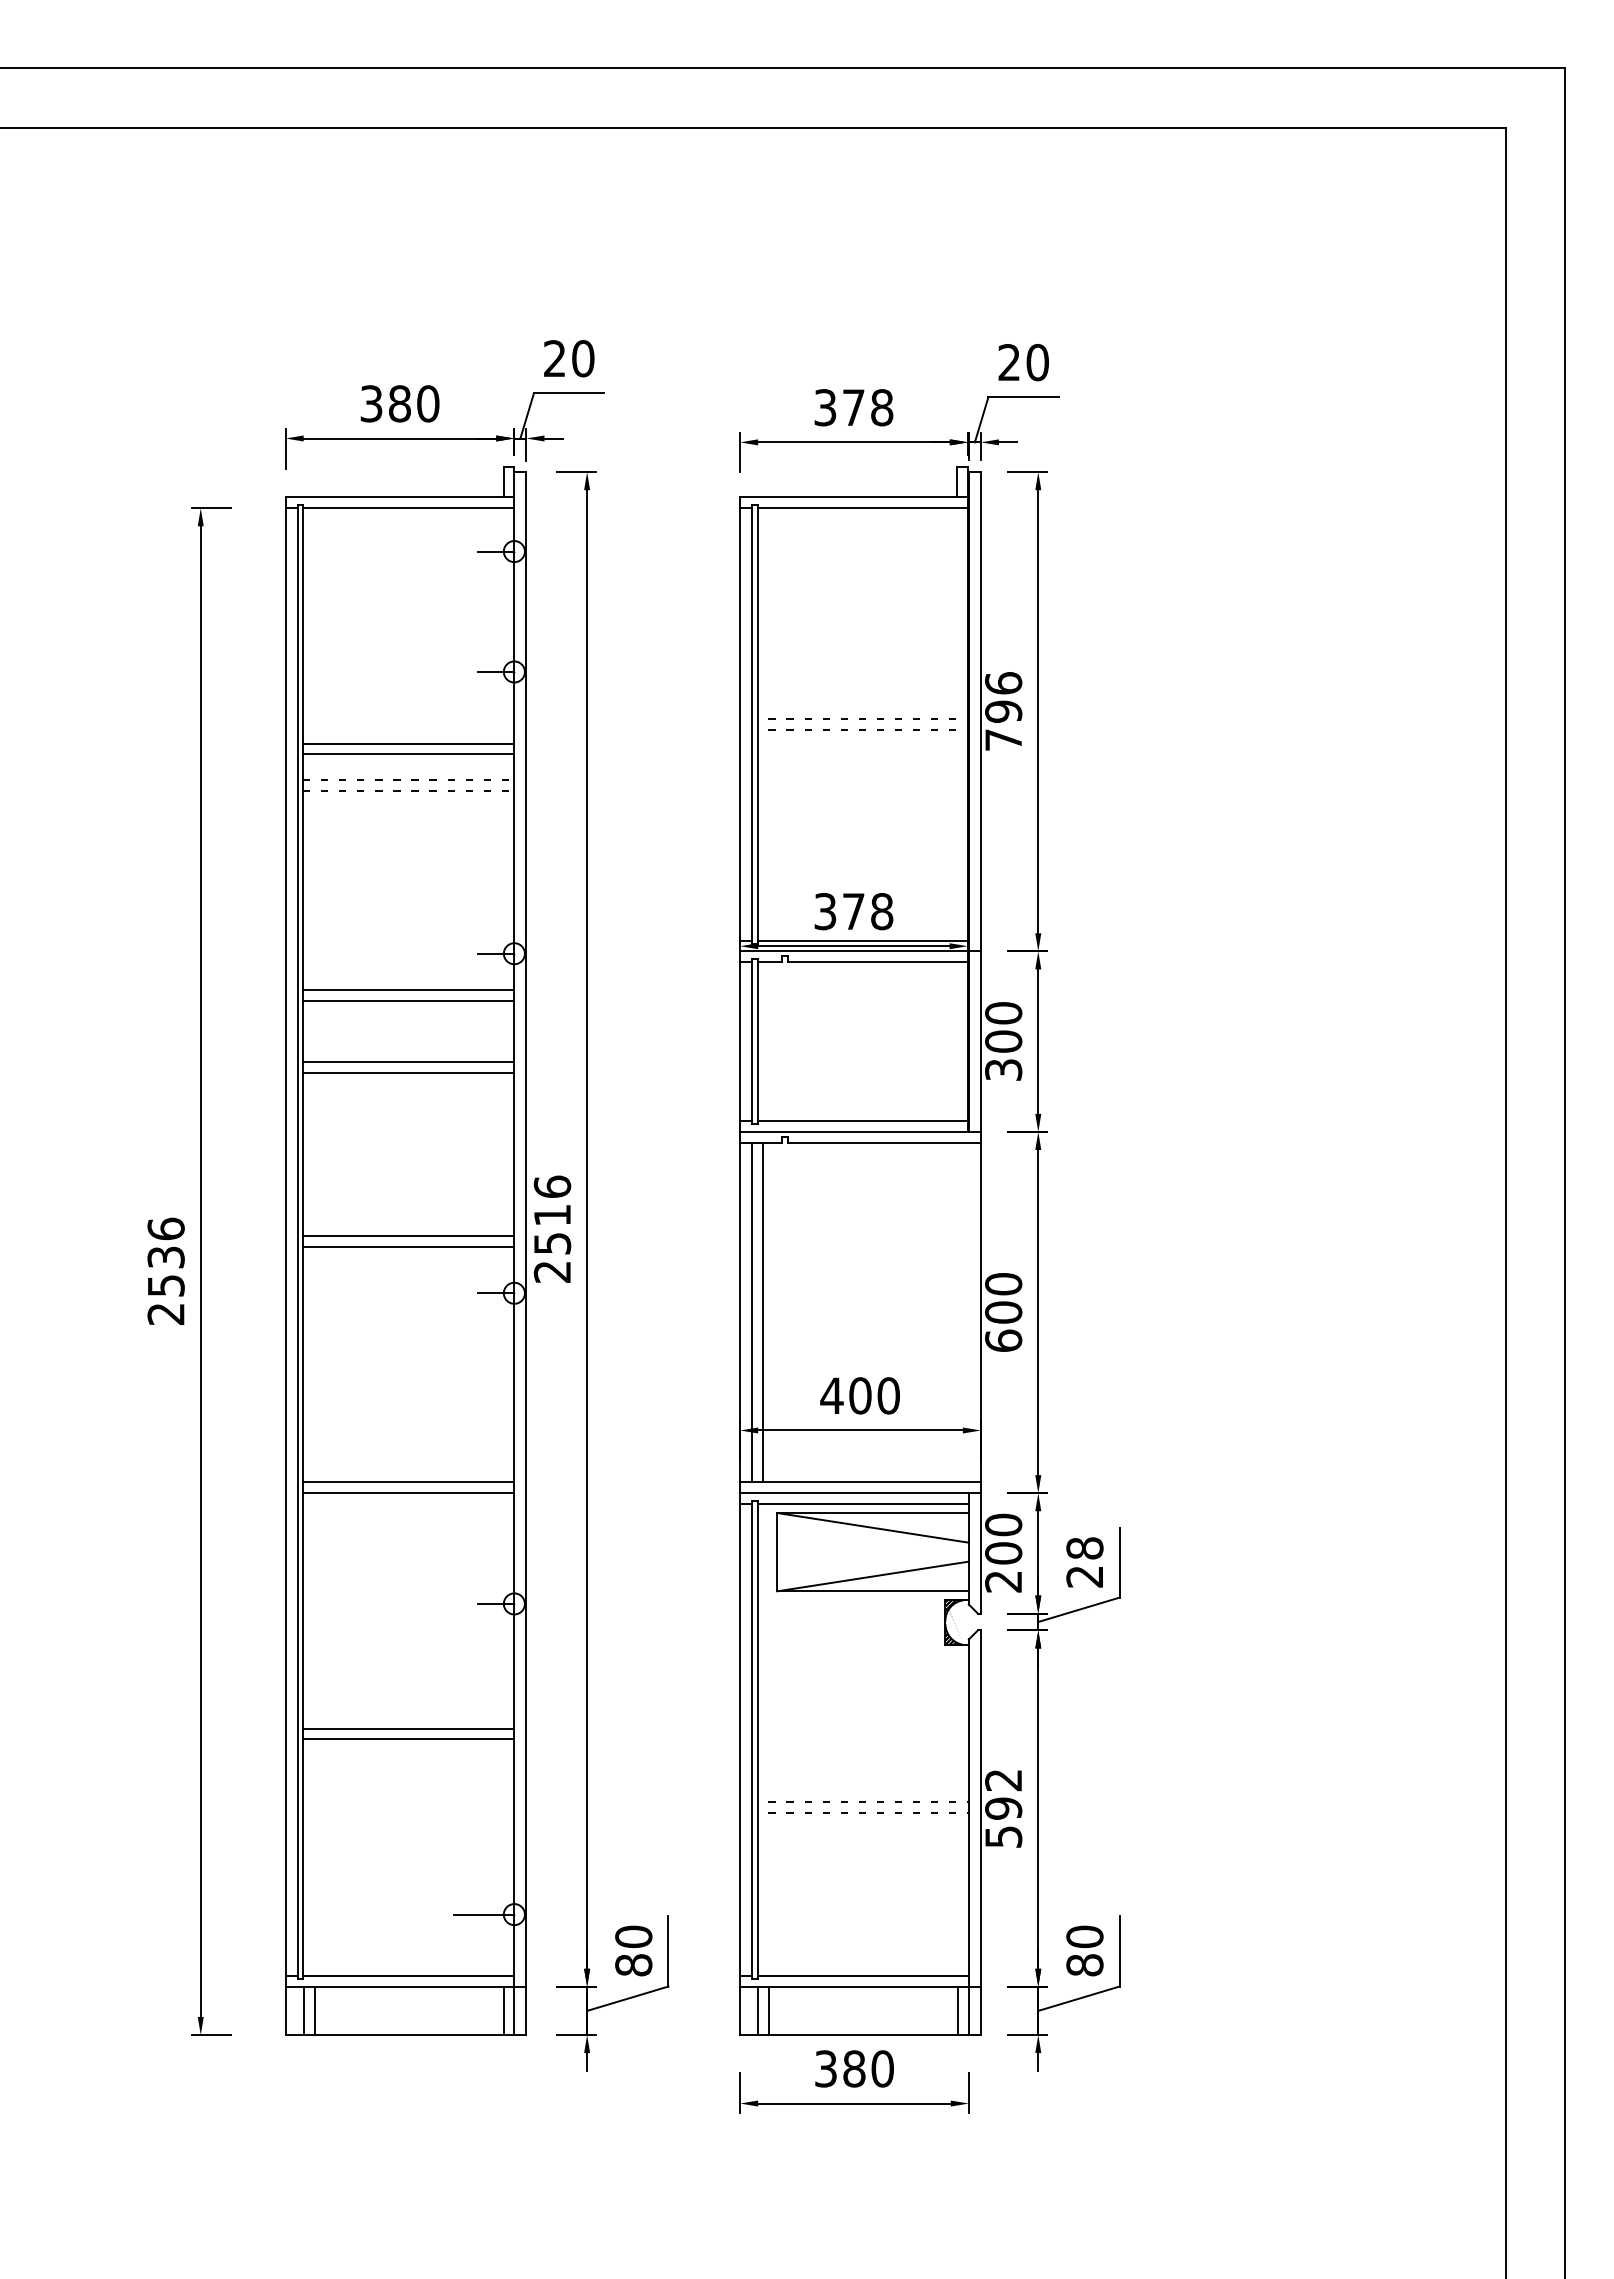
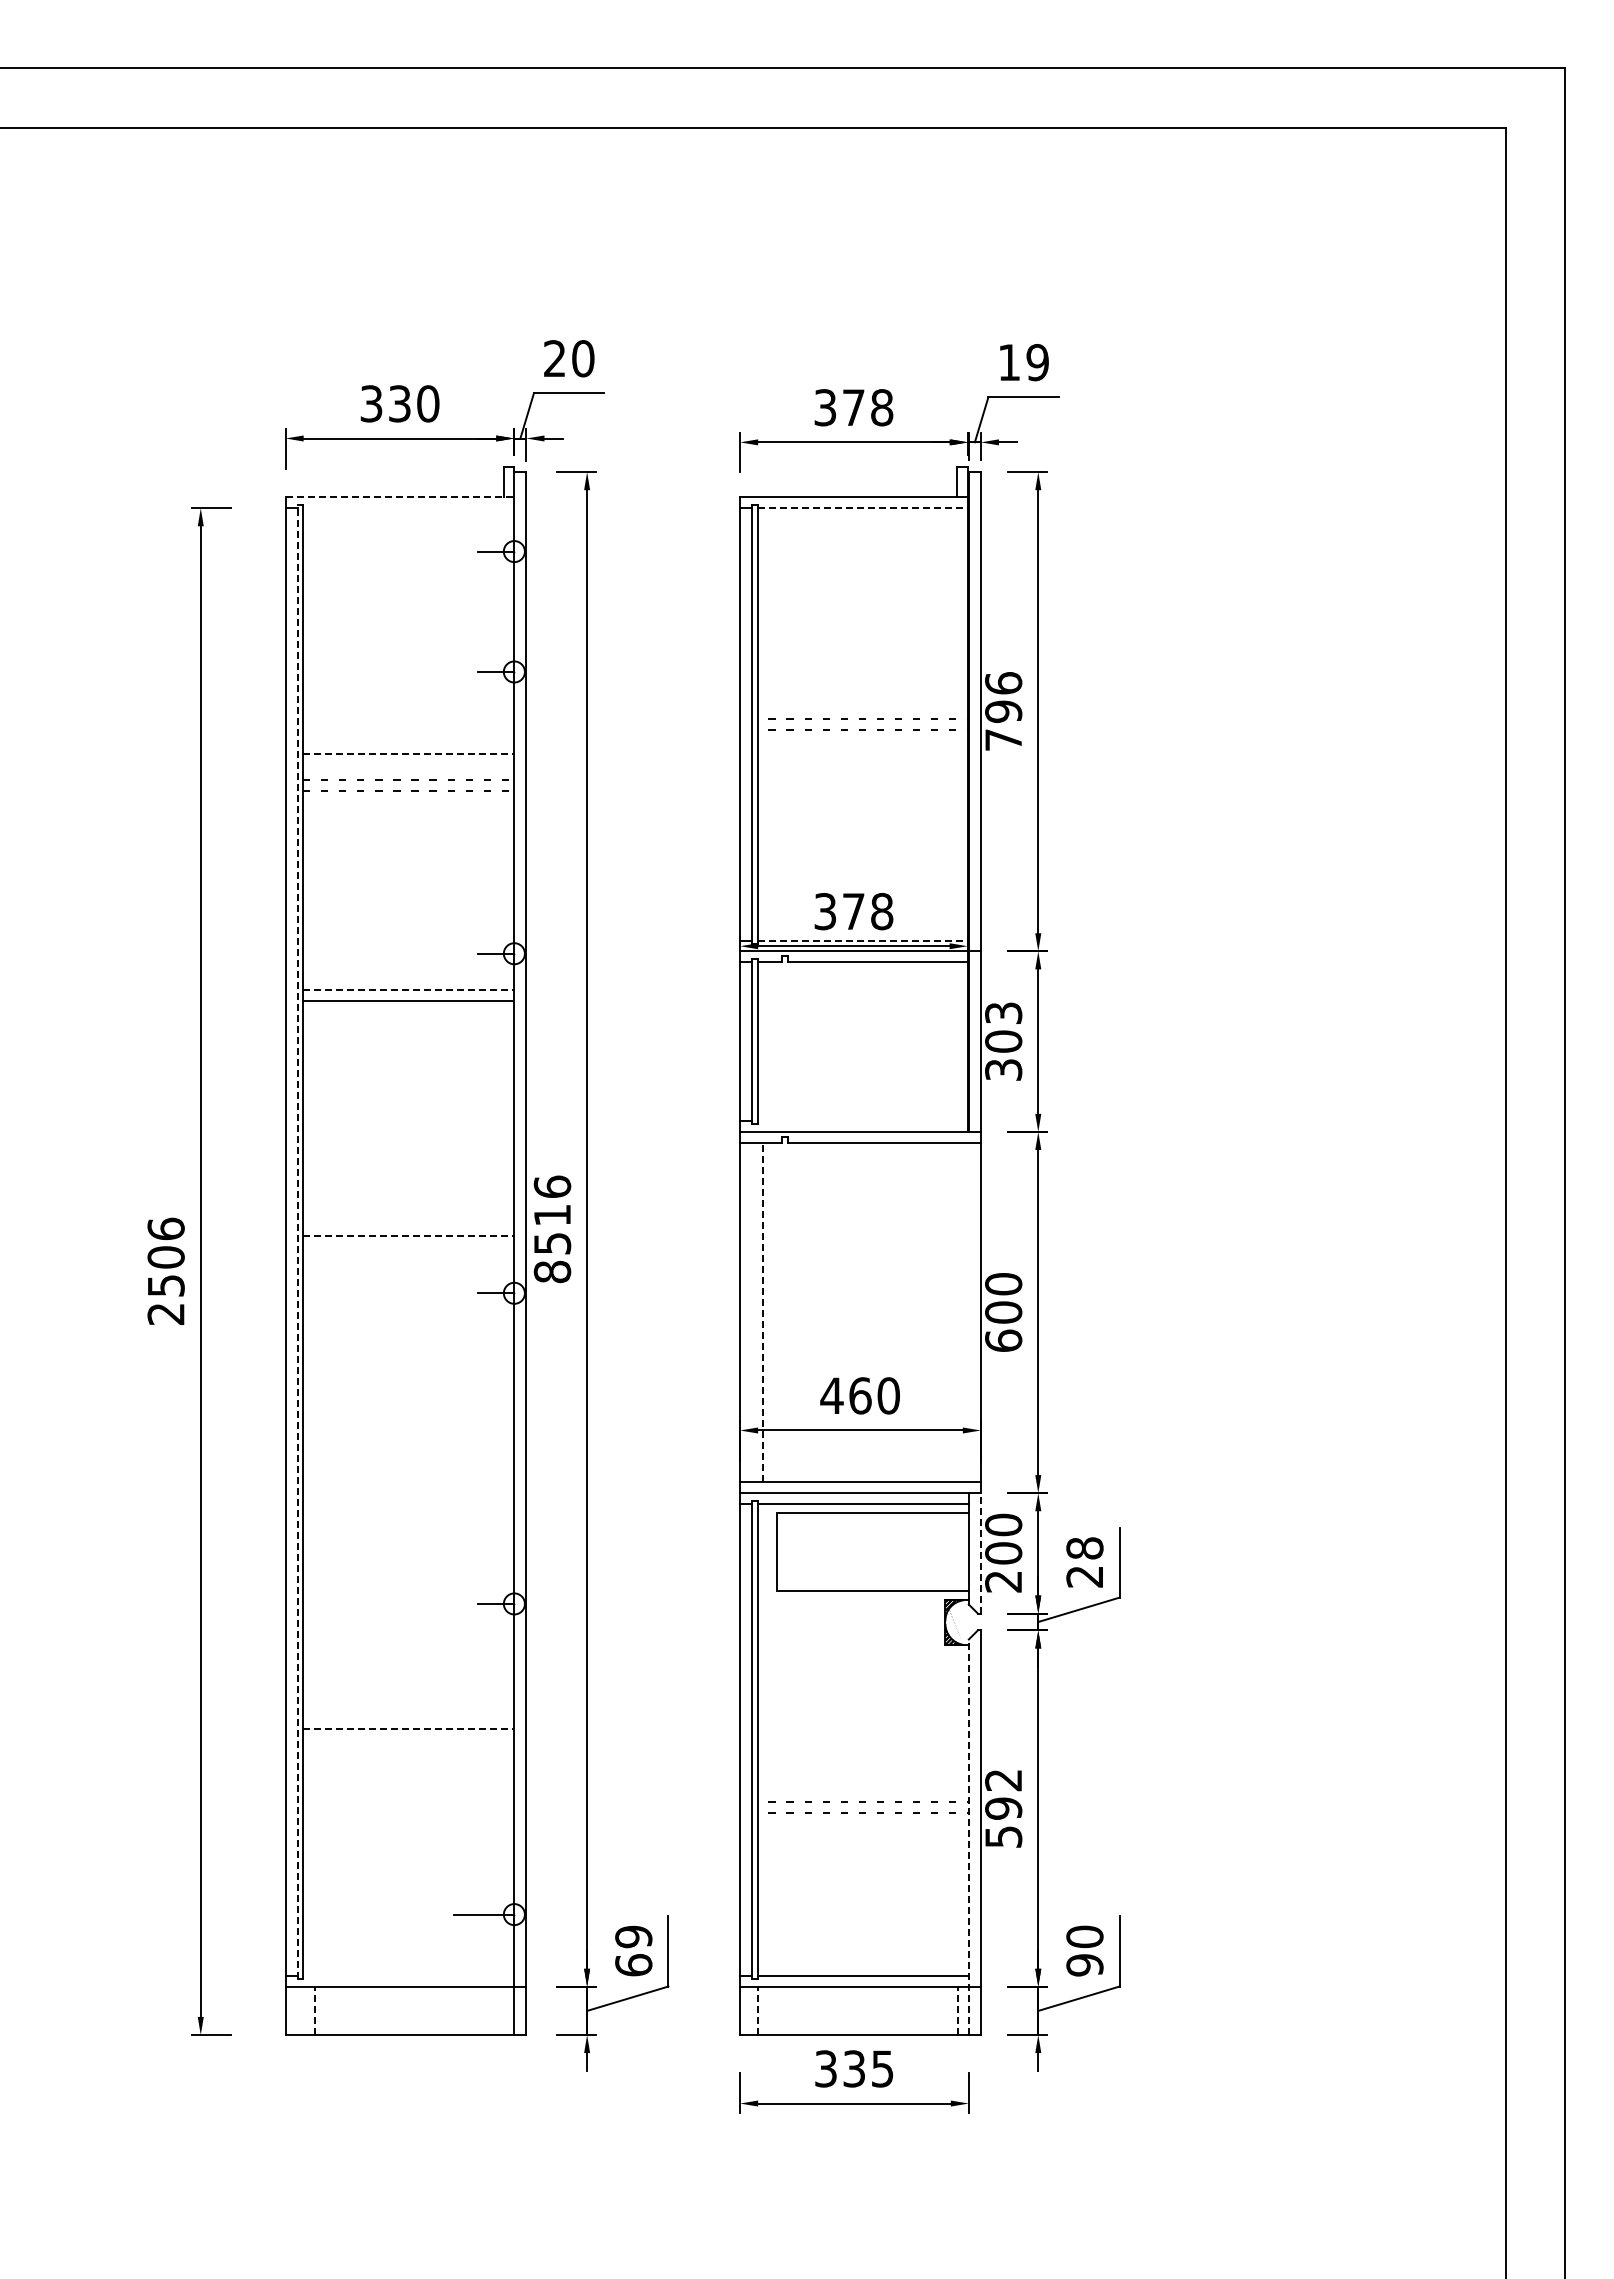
text: 20 -> 19 (1023, 362)
text: 380 -> 330 (399, 403)
line: solid -> dashed (400, 497)
line: present -> none (408, 508)
line: solid -> dashed (863, 508)
line: present -> none (408, 743)
line: solid -> dashed (408, 754)
line: solid -> dashed (863, 940)
line: solid -> dashed (408, 989)
text: 300 -> 303 (1003, 1013)
line: present -> none (408, 1062)
line: present -> none (408, 1072)
line: present -> none (862, 1121)
line: solid -> dashed (408, 1236)
line: solid -> dashed (297, 1242)
line: present -> none (408, 1246)
text: 2536 -> 2506 (165, 1257)
text: 2516 -> 8516 (552, 1271)
line: present -> none (752, 1312)
line: solid -> dashed (762, 1312)
text: 400 -> 460 (860, 1395)
line: present -> none (408, 1482)
line: present -> none (408, 1493)
line: present -> none (872, 1527)
line: solid -> dashed (980, 1552)
line: present -> none (872, 1576)
line: solid -> dashed (408, 1728)
line: present -> none (408, 1739)
line: solid -> dashed (968, 1837)
text: 80 -> 69 (633, 1950)
text: 80 -> 90 (1084, 1965)
line: present -> none (408, 1976)
line: present -> none (303, 2010)
line: solid -> dashed (314, 2010)
line: present -> none (503, 2010)
line: solid -> dashed (758, 2010)
line: present -> none (768, 2010)
line: solid -> dashed (958, 2010)
text: 380 -> 335 (868, 2068)
